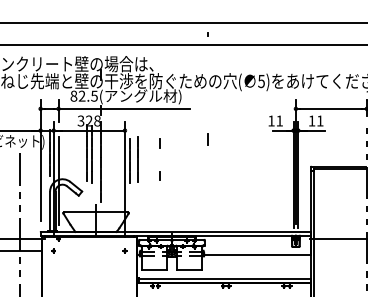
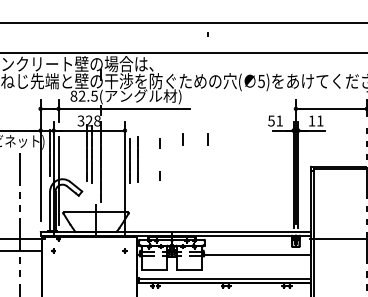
line position: (183, 44) -> (183, 52) (183, 52)
text: 11 -> 51 (271, 120)
line: none -> present (182, 139)
